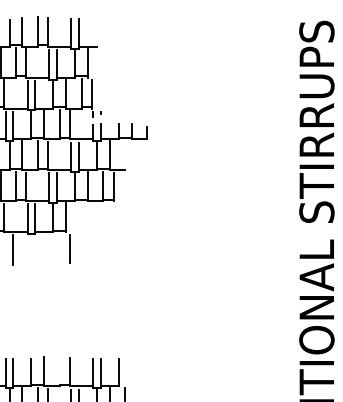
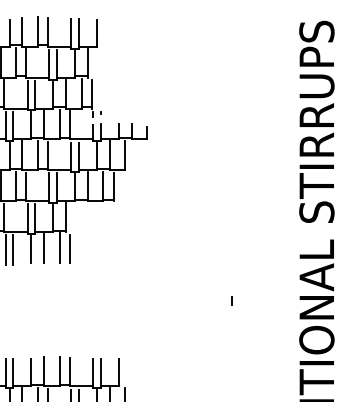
line: none -> present (97, 32)
line: none -> present (125, 155)
line: none -> present (44, 247)
line: none -> present (59, 247)
line: none -> present (31, 248)
line: none -> present (5, 249)
line: none -> present (231, 300)
line: none -> present (59, 371)
